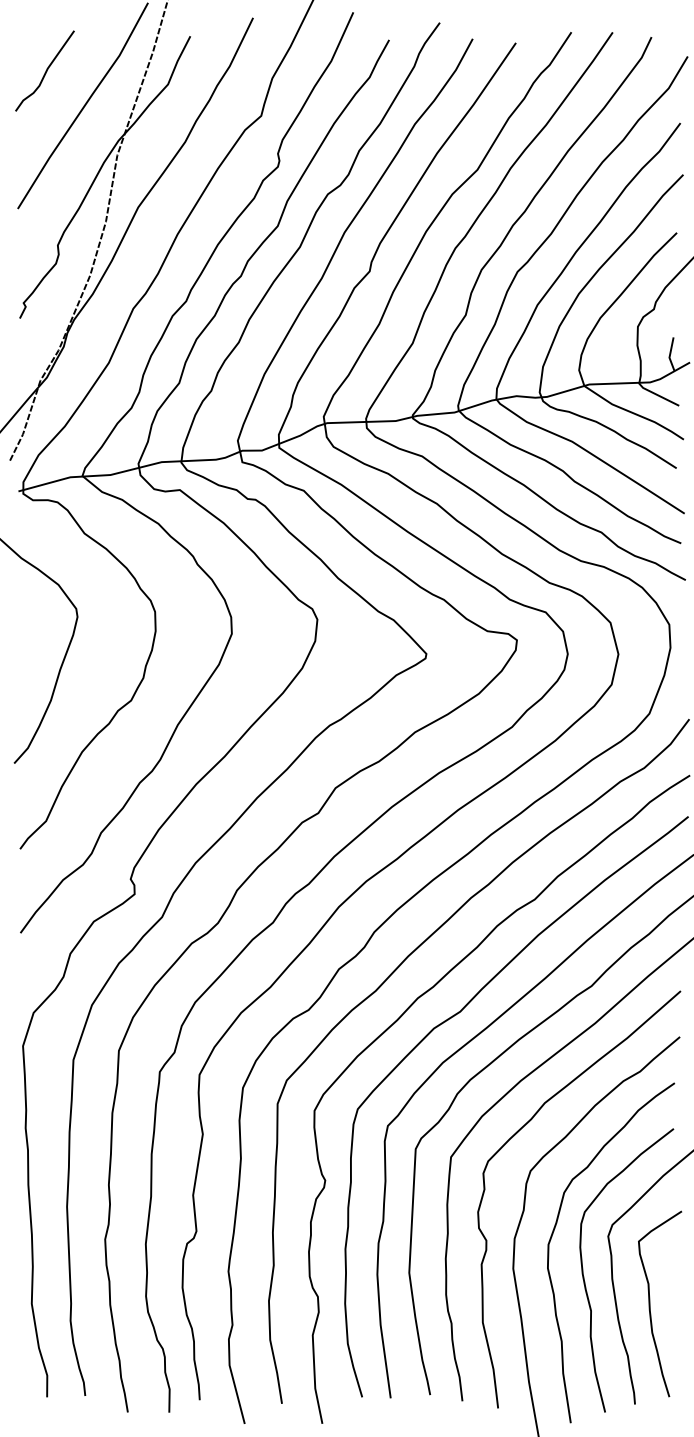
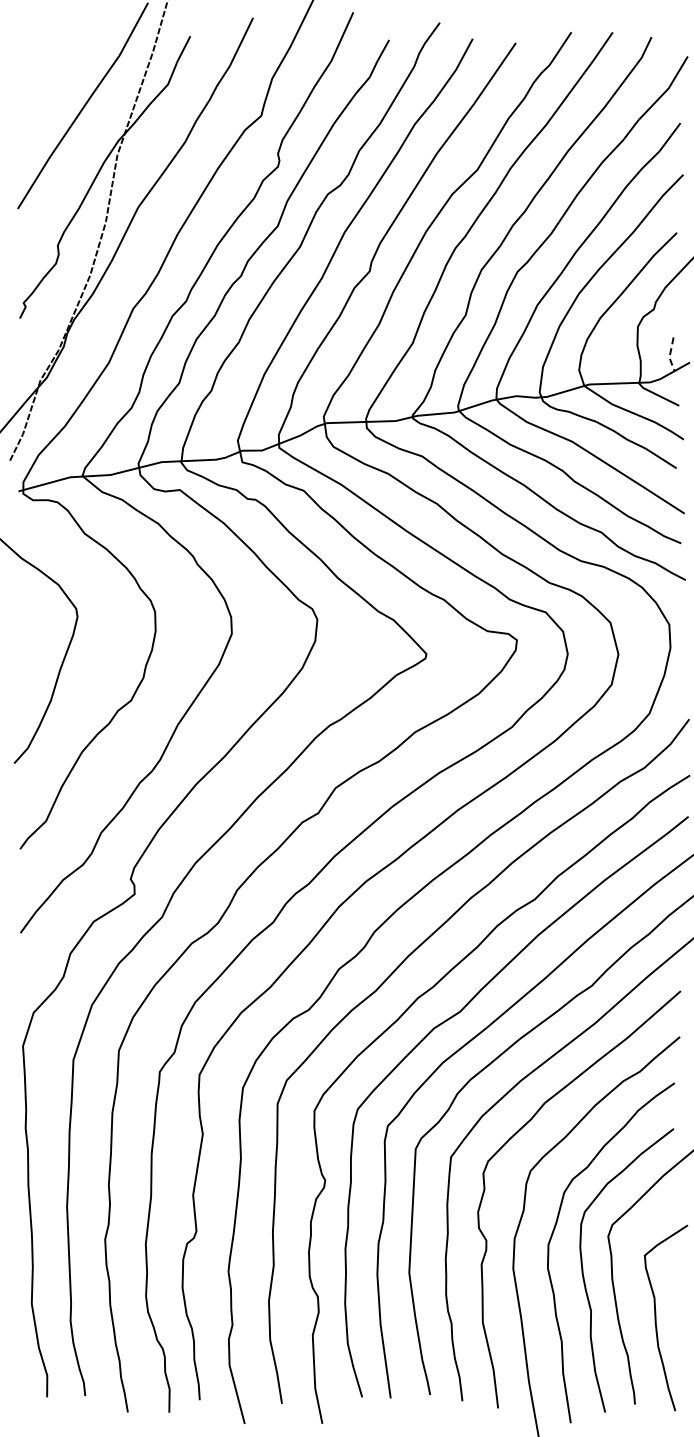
curve: present -> none (45, 70)
line: solid -> dashed (669, 355)
curve position: (650, 1303) -> (656, 1317) (656, 1317)
